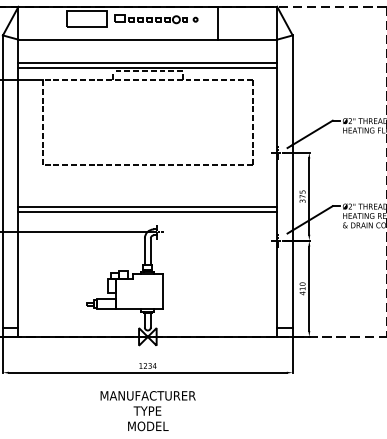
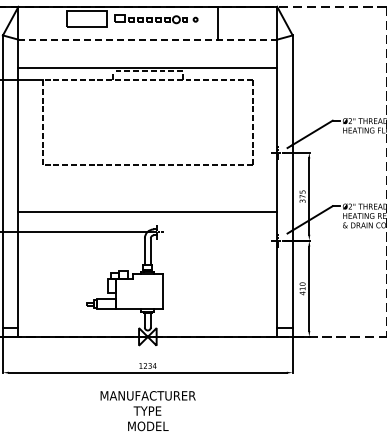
line: solid -> dashed (148, 39)
line: present -> none (147, 63)
line: present -> none (147, 206)
